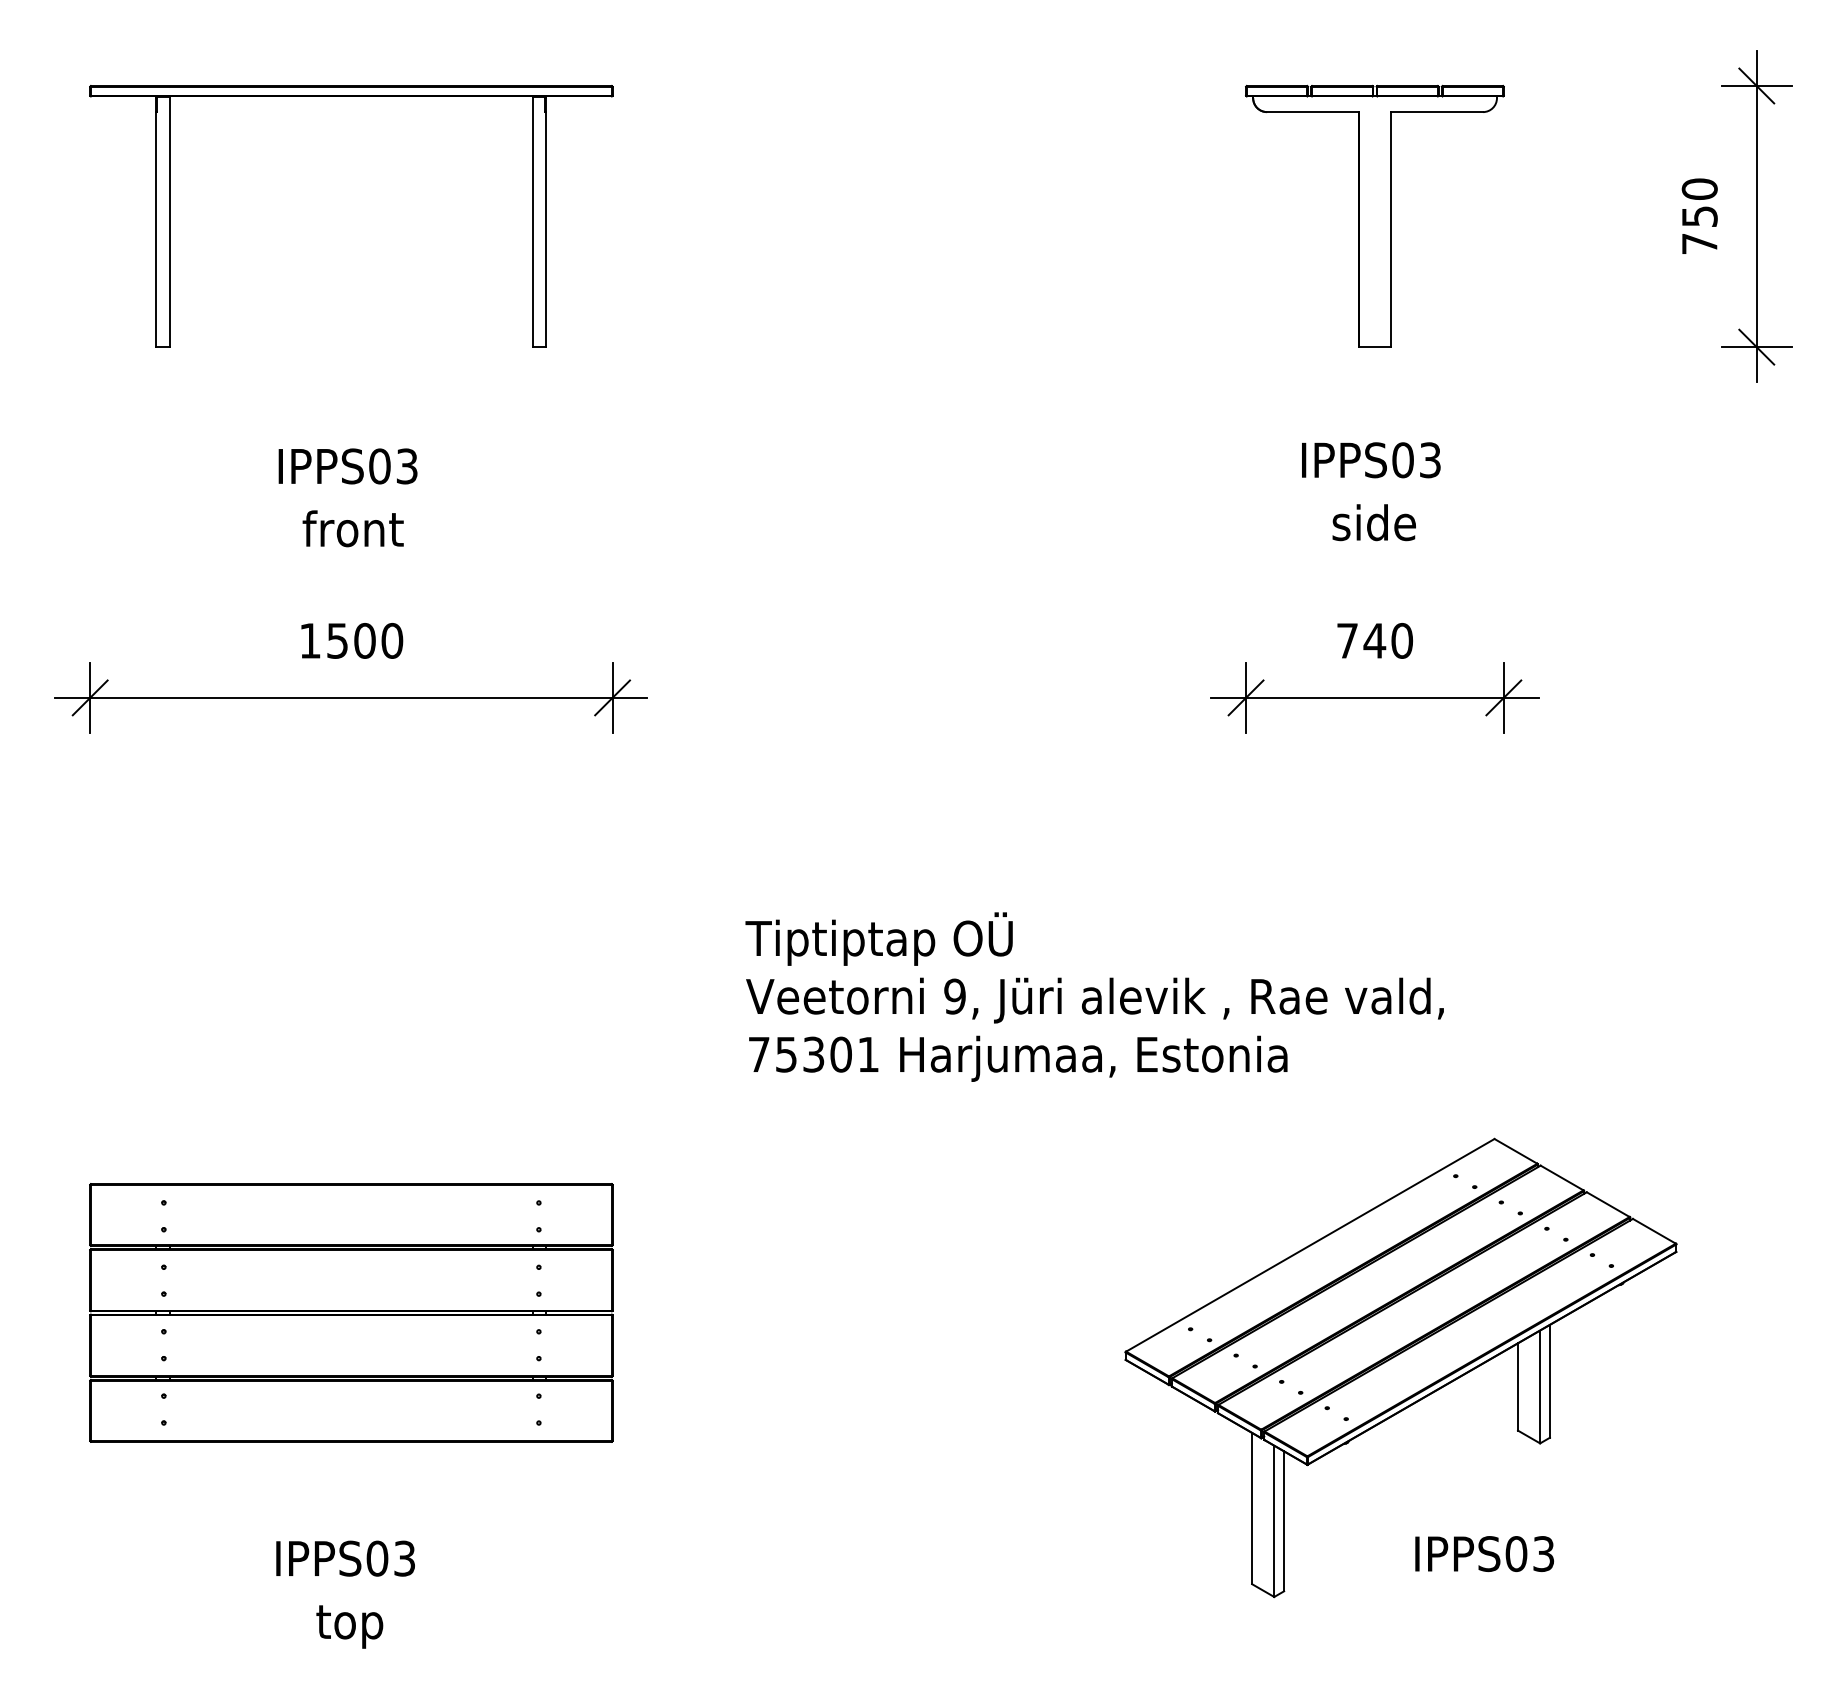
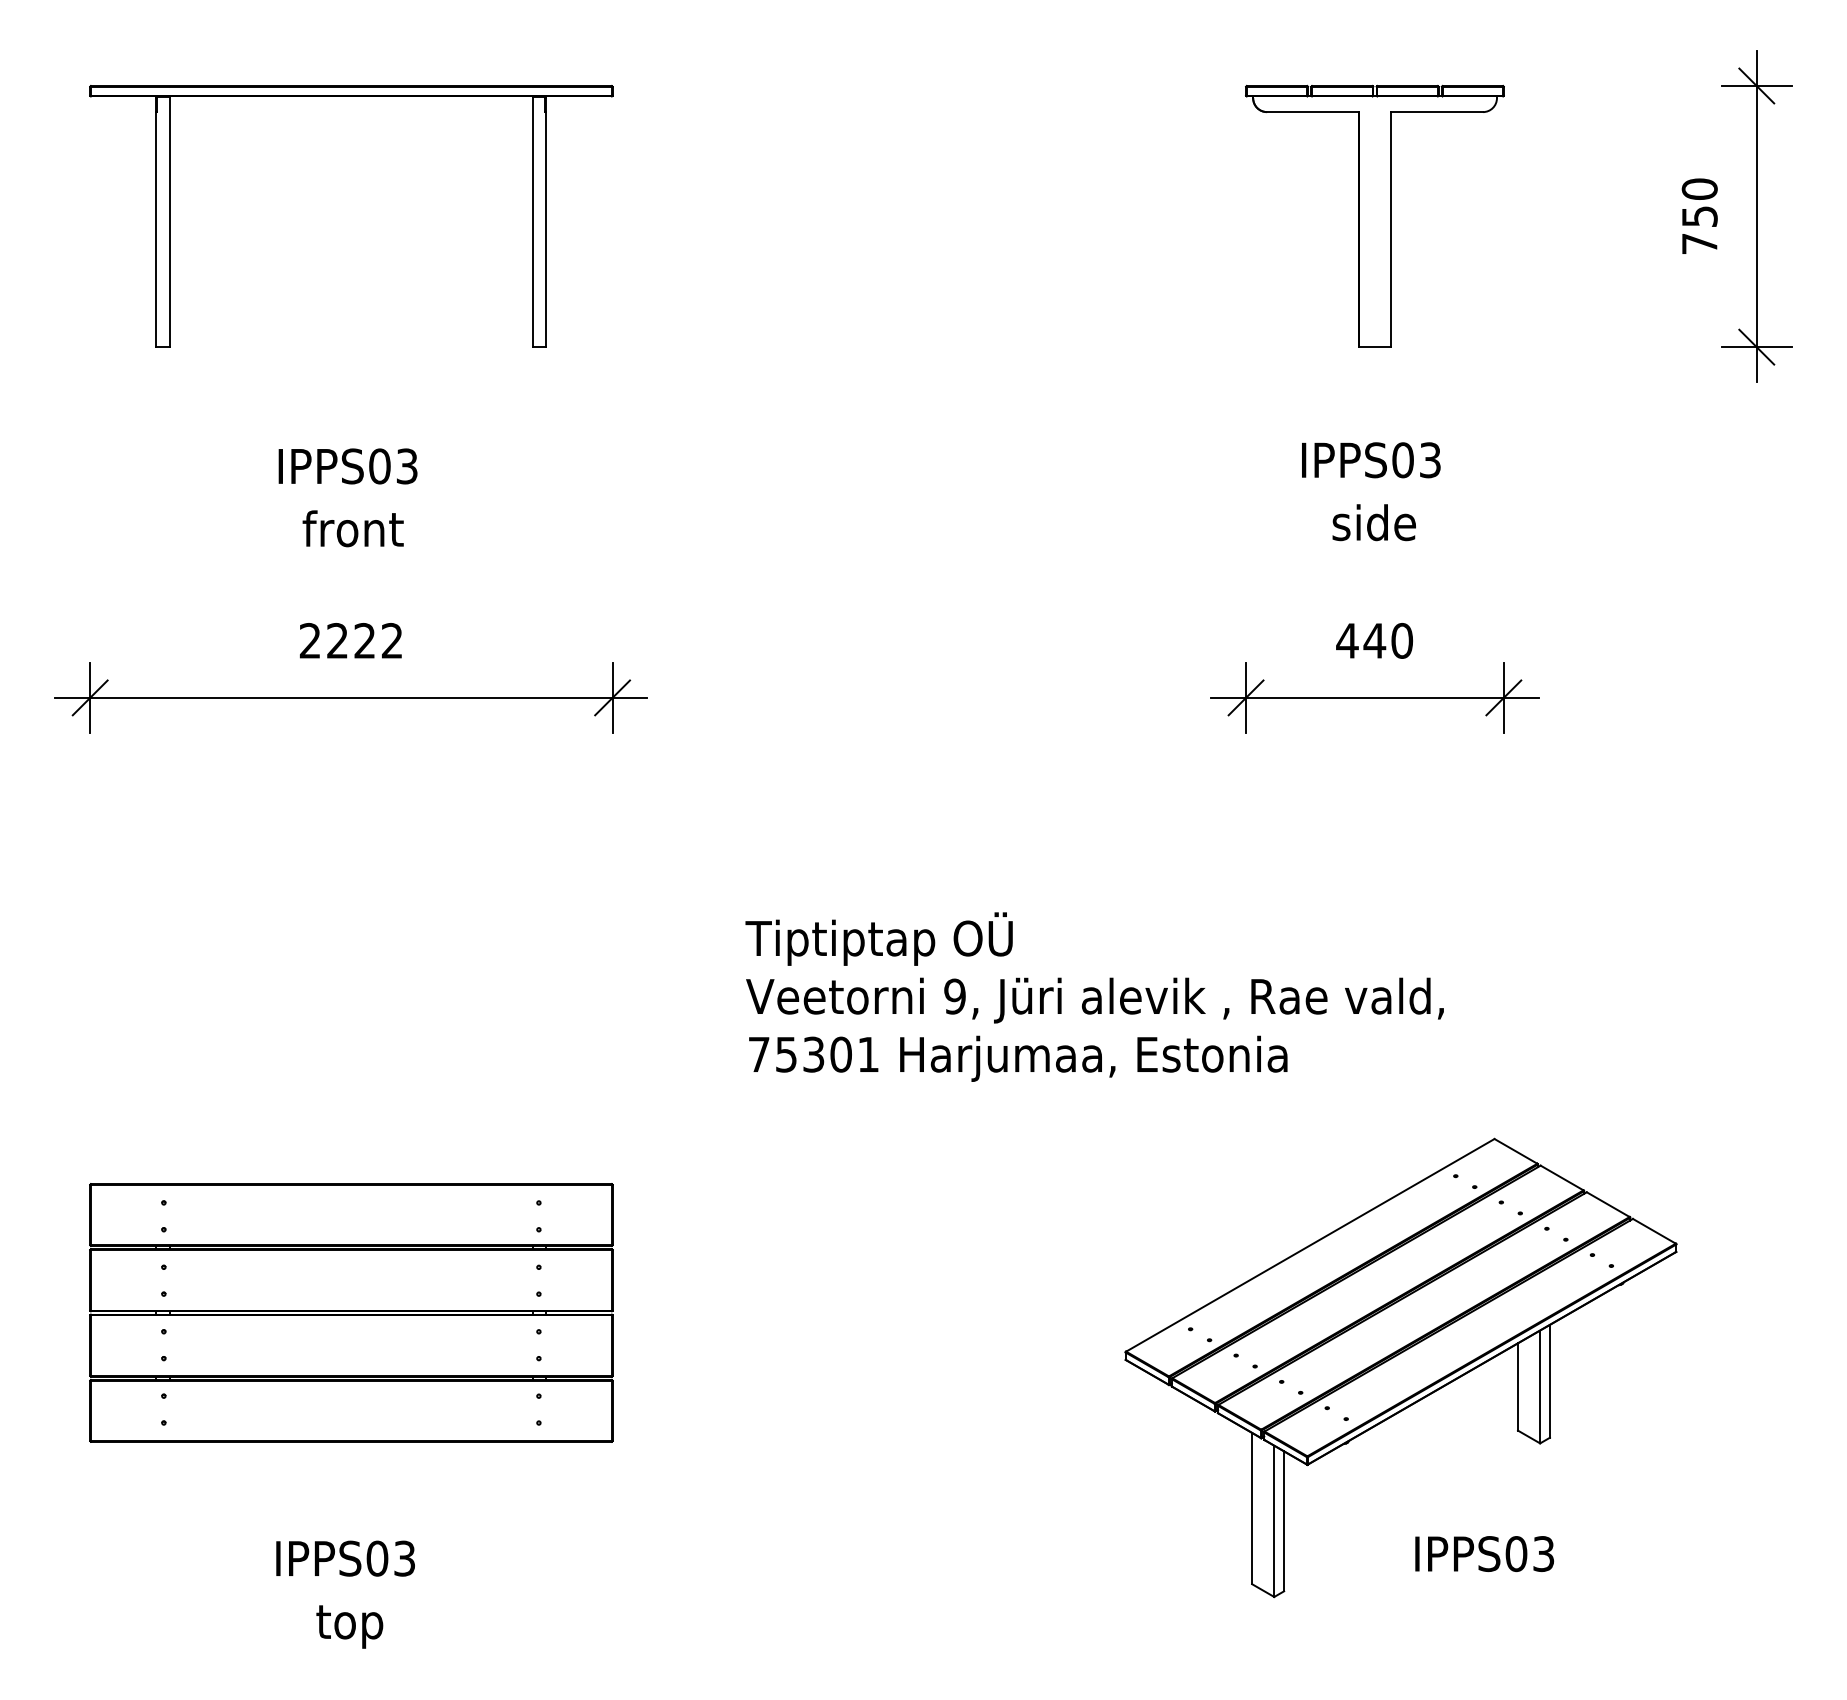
text: 1500 -> 2222 (351, 640)
text: 740 -> 440 (1347, 640)
